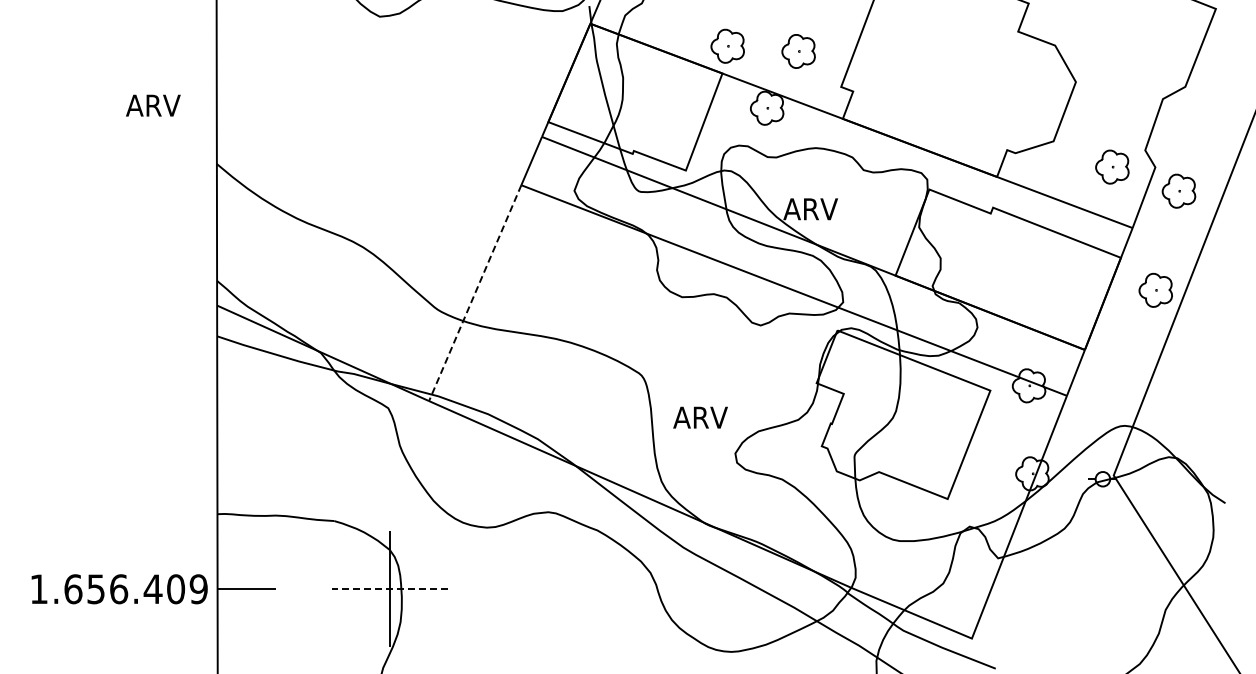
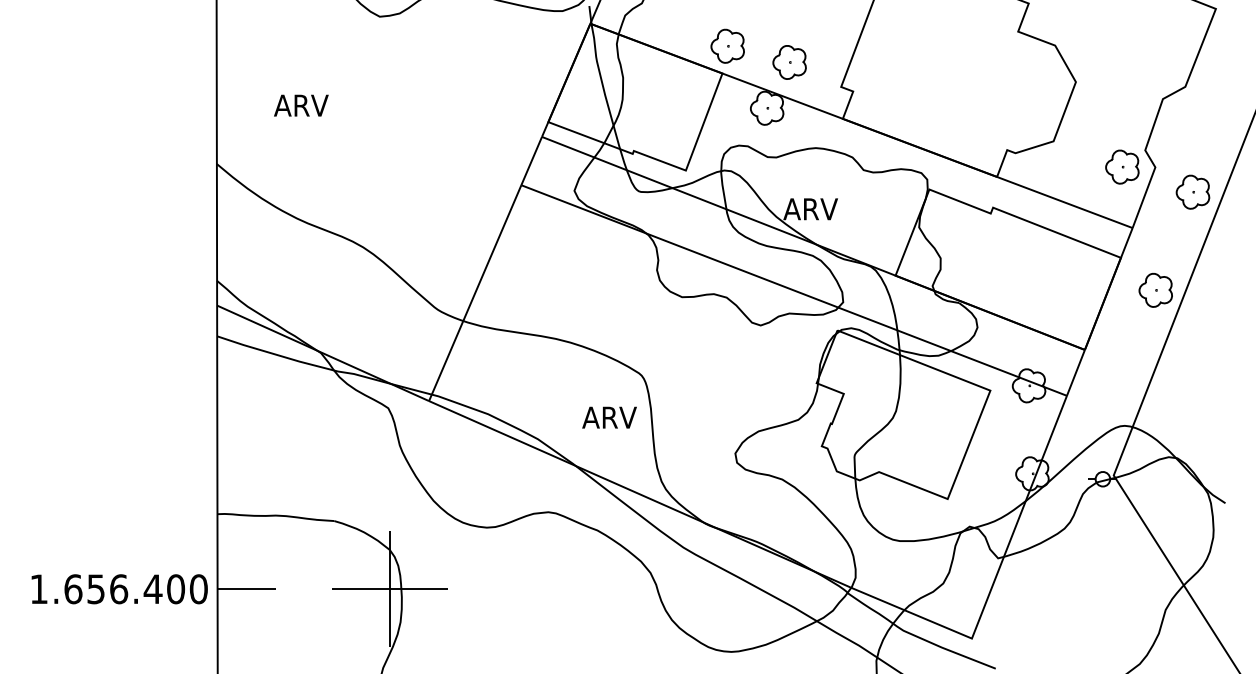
part position: (798, 51) -> (789, 62) (789, 62)
text position: (153, 105) -> (301, 105) (301, 105)
part position: (1112, 166) -> (1122, 166) (1122, 166)
part position: (1178, 190) -> (1192, 191) (1192, 191)
line: dashed -> solid (475, 293)
text position: (700, 417) -> (609, 417) (609, 417)
text: 1.656.409 -> 1.656.400 (198, 589)
line: dashed -> solid (389, 589)
